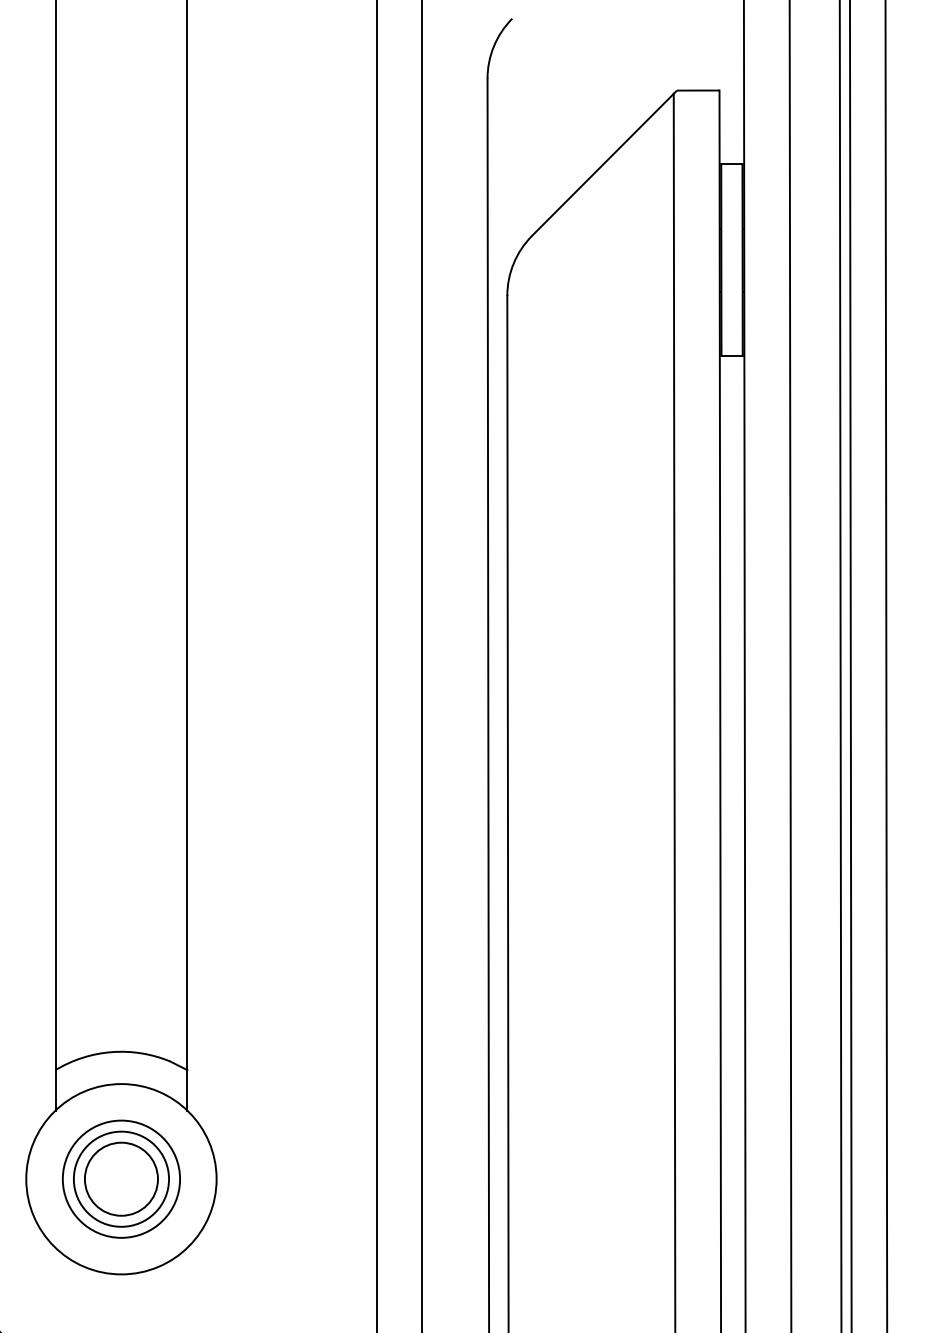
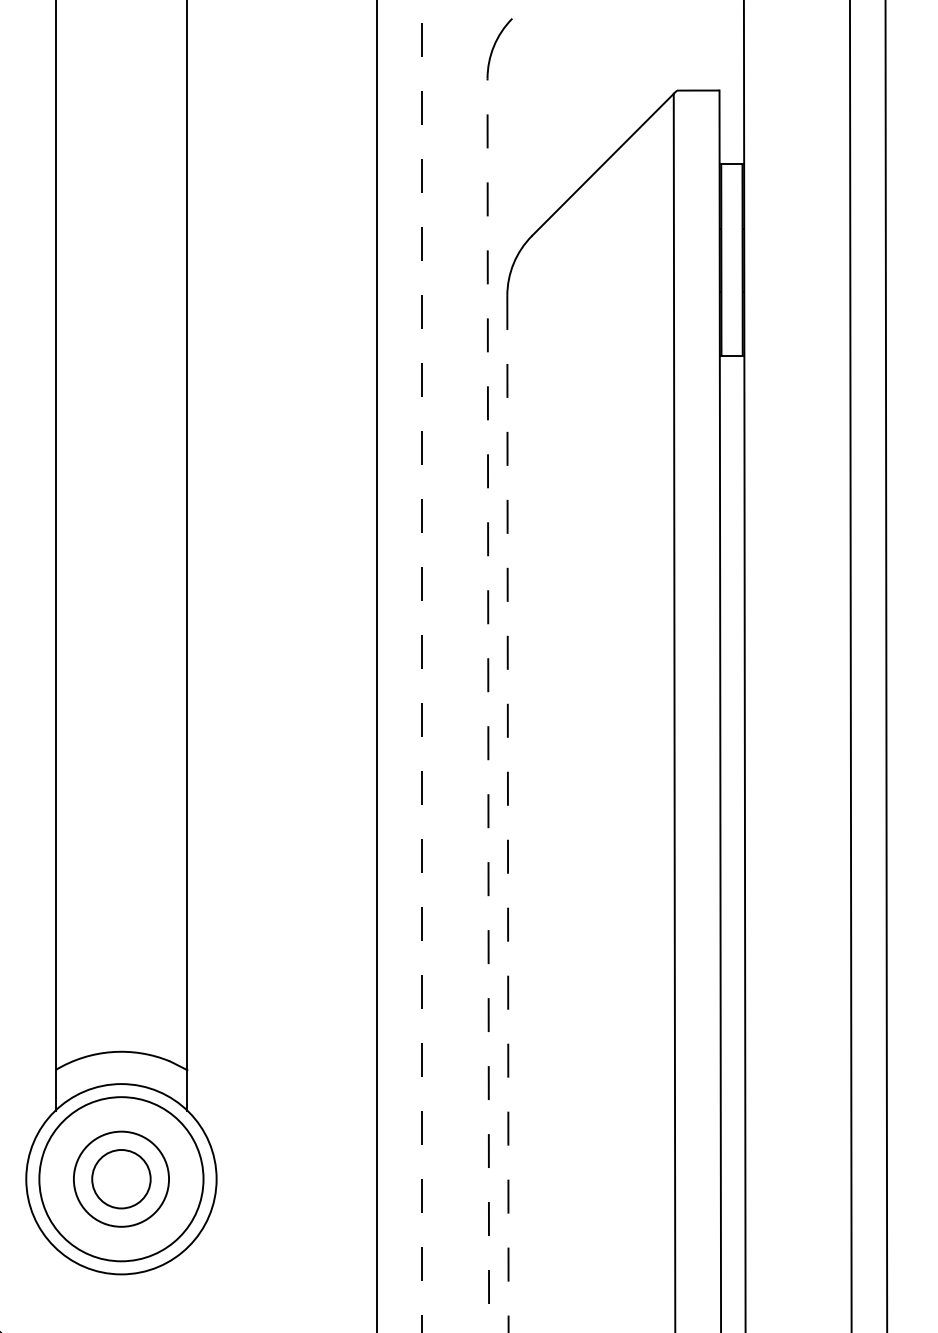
line: present -> none (790, 665)
line: present -> none (840, 665)
line: solid -> dashed (422, 666)
line: solid -> dashed (488, 705)
line: solid -> dashed (507, 814)
circle diameter: 73 px -> 58 px (121, 1179)
circle diameter: 117 px -> 164 px (121, 1179)
